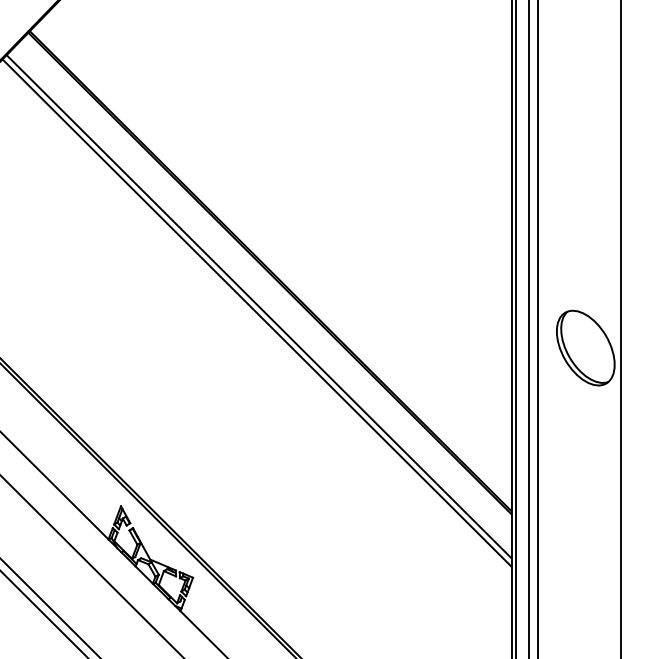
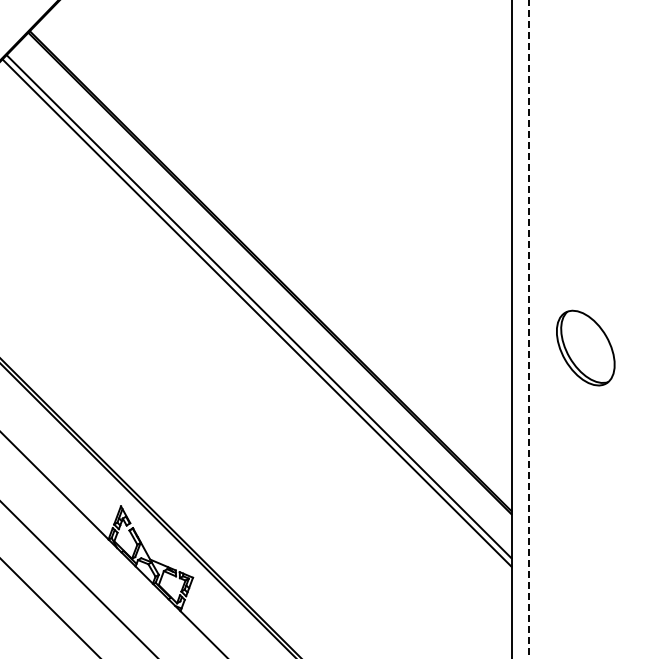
line: present -> none (515, 328)
line: present -> none (537, 328)
line: present -> none (620, 328)
line: solid -> dashed (528, 329)
line position: (91, 566) -> (78, 578) (78, 578)
line: present -> none (43, 613)
